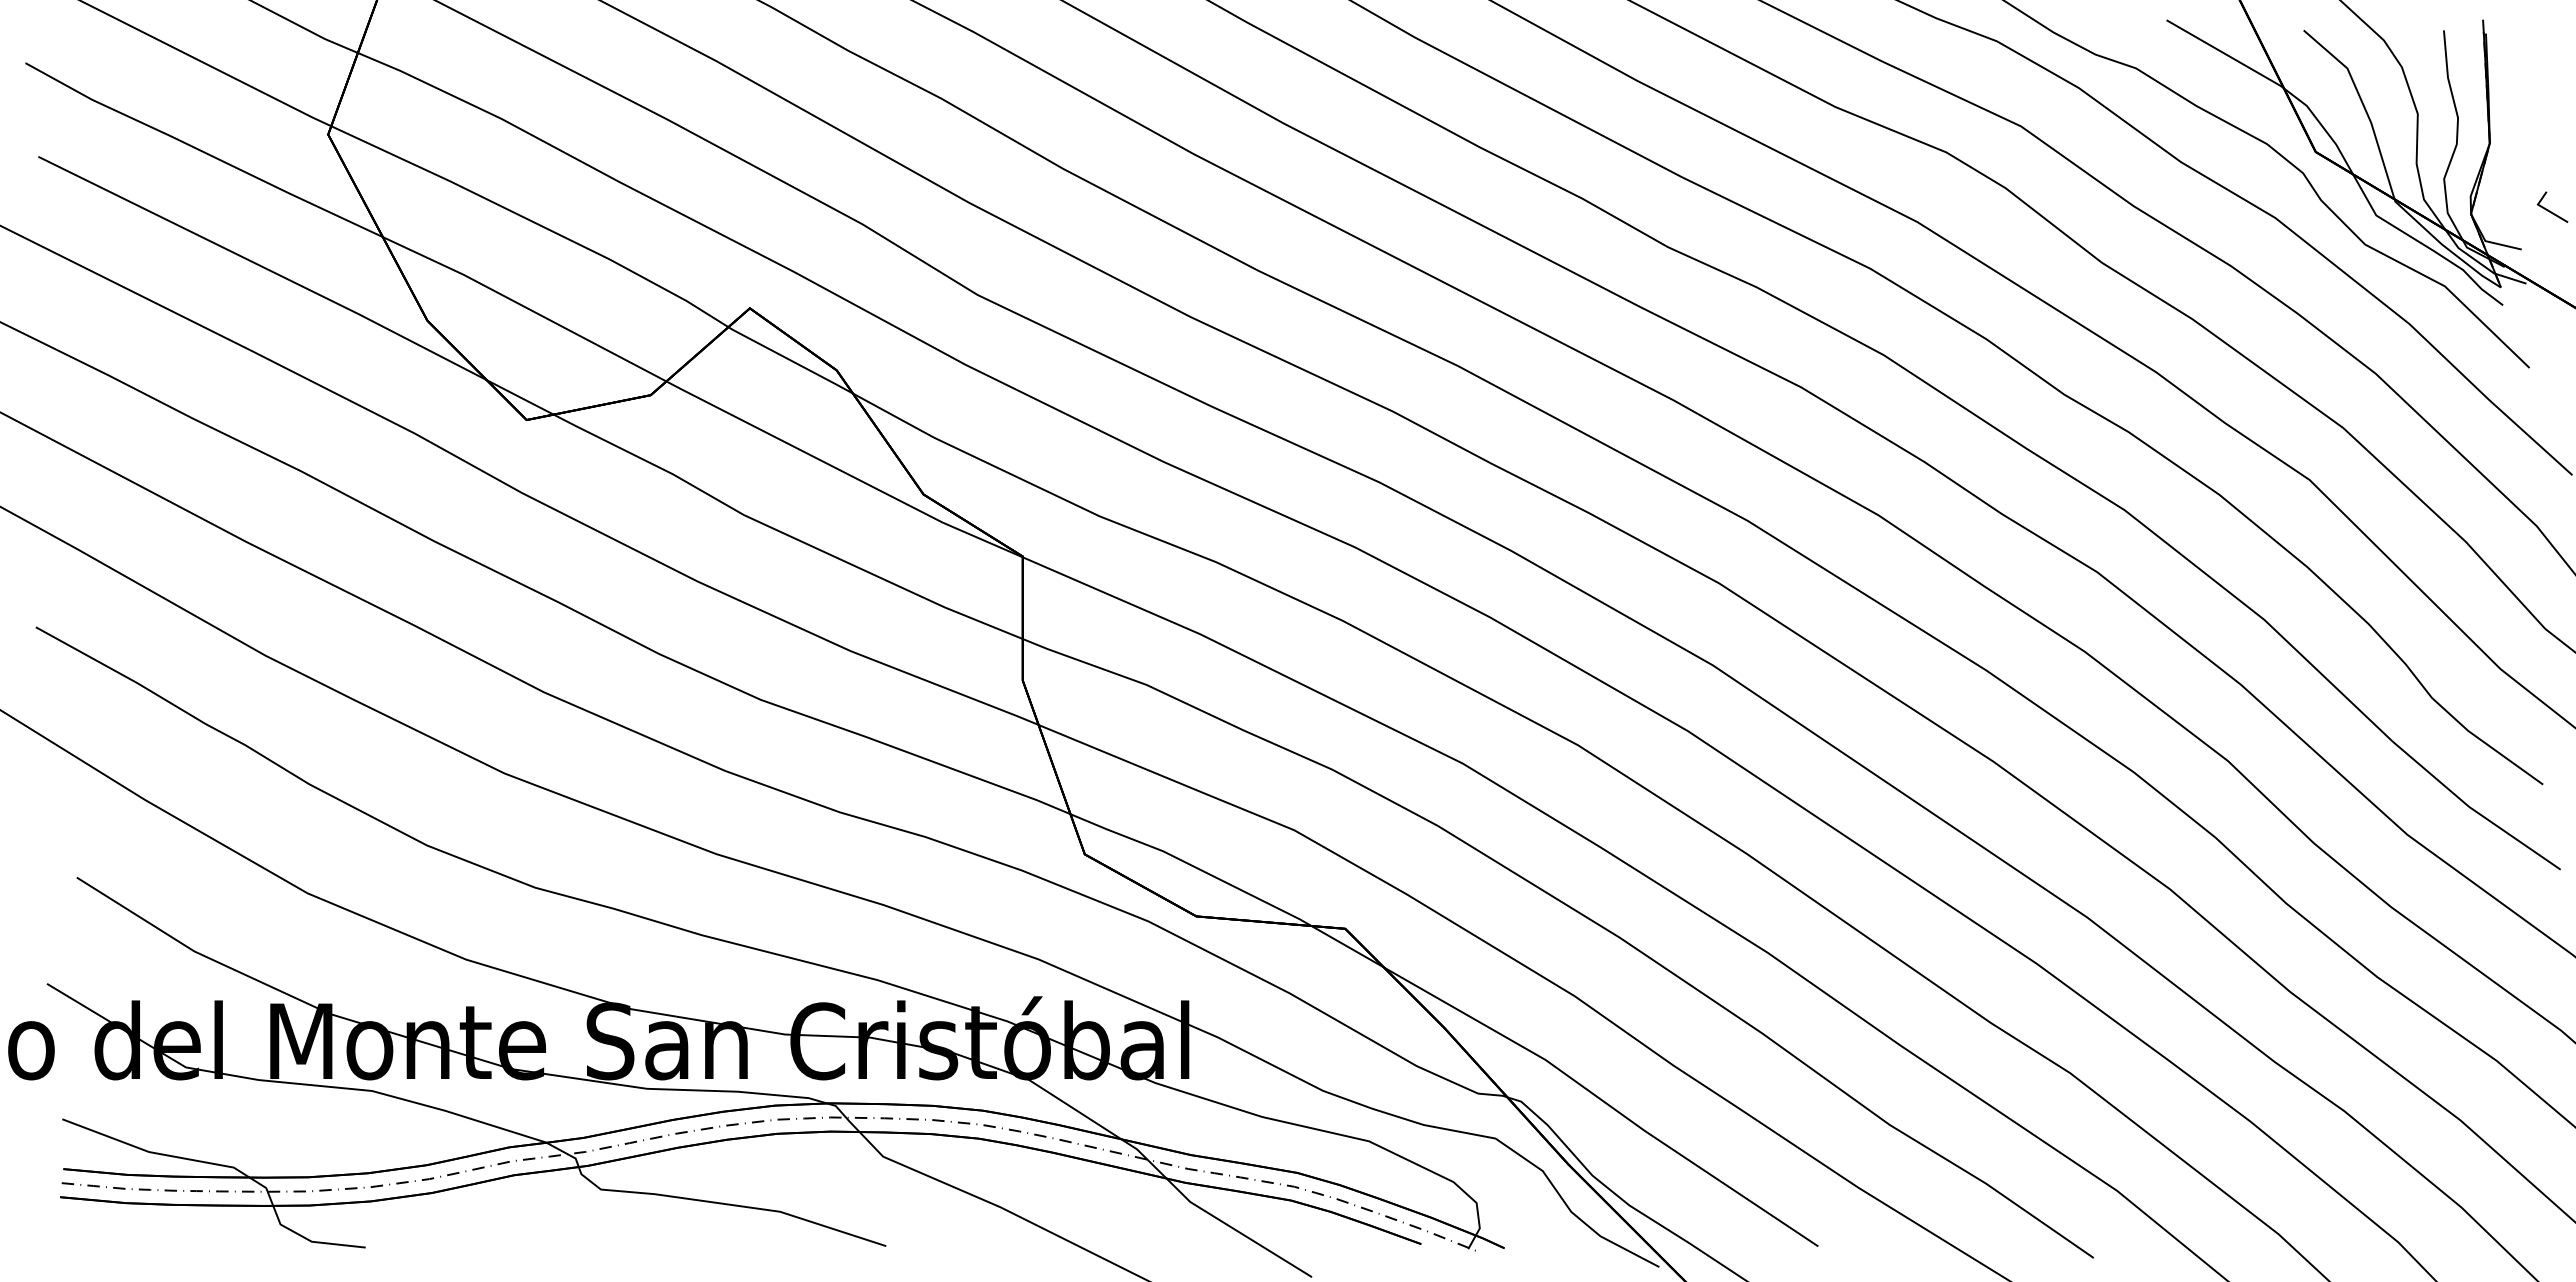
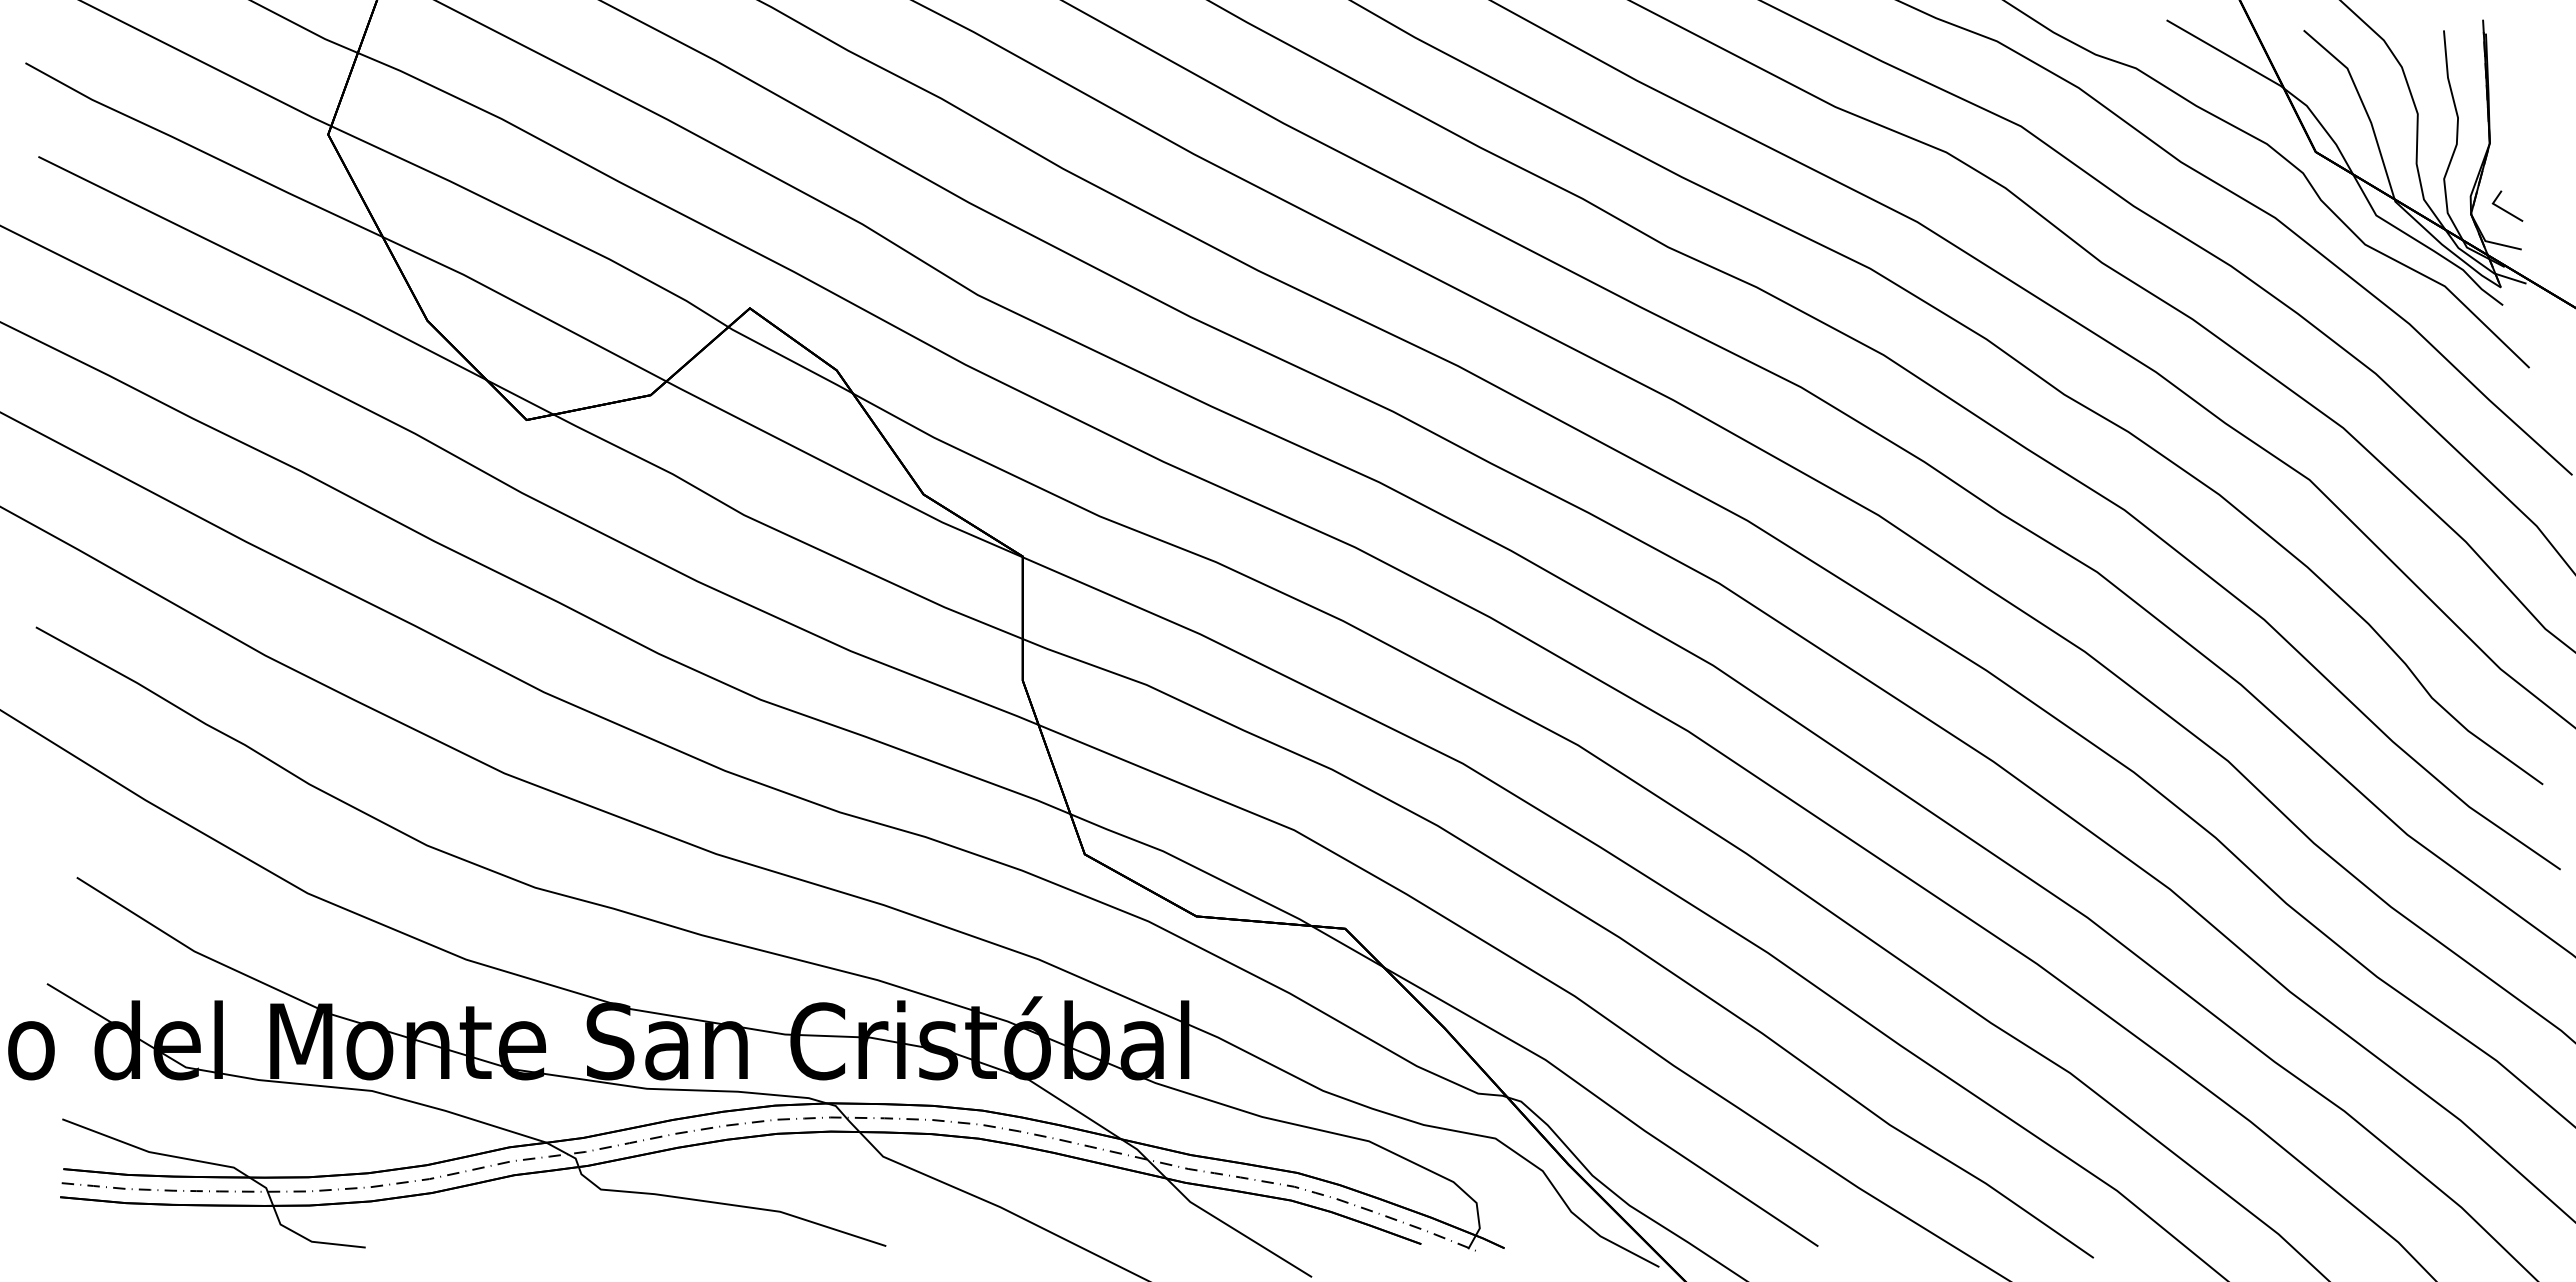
line position: (2550, 210) -> (2505, 209) (2505, 209)
